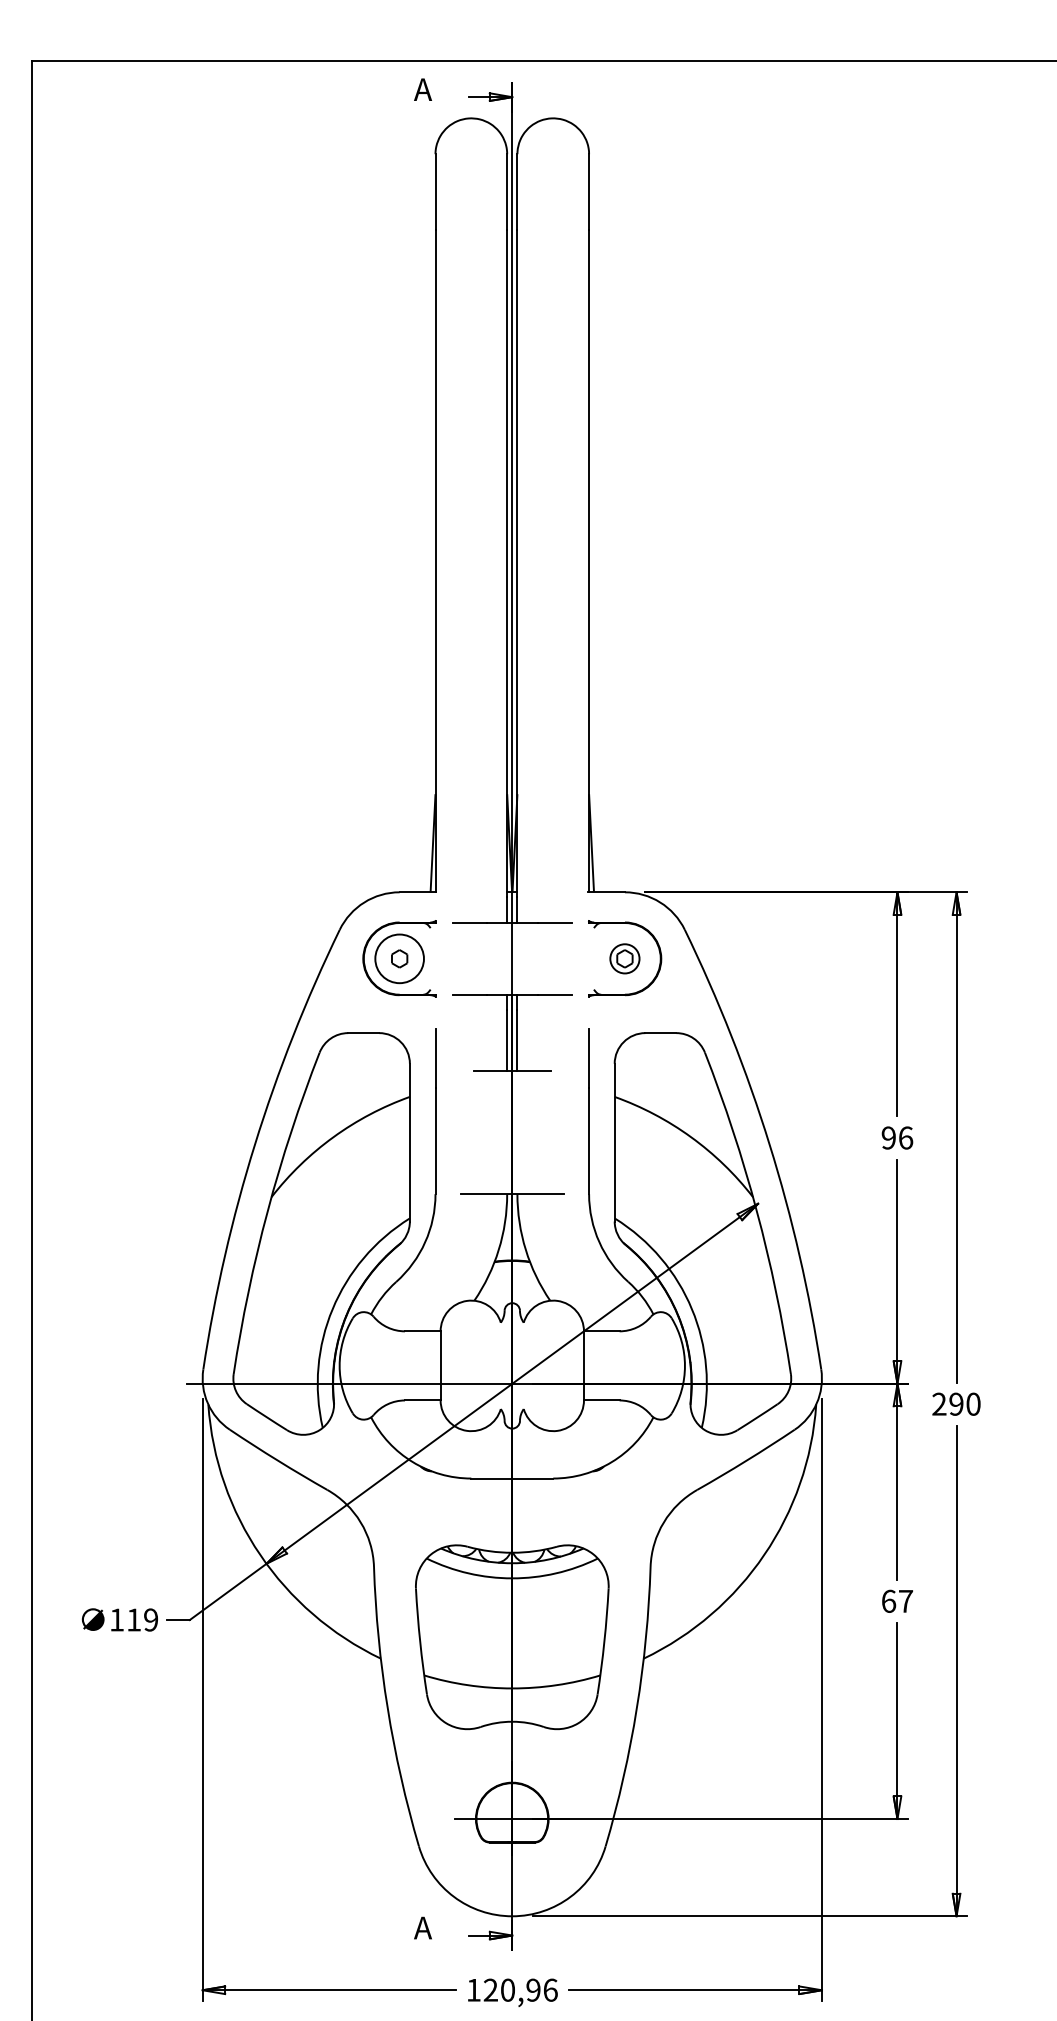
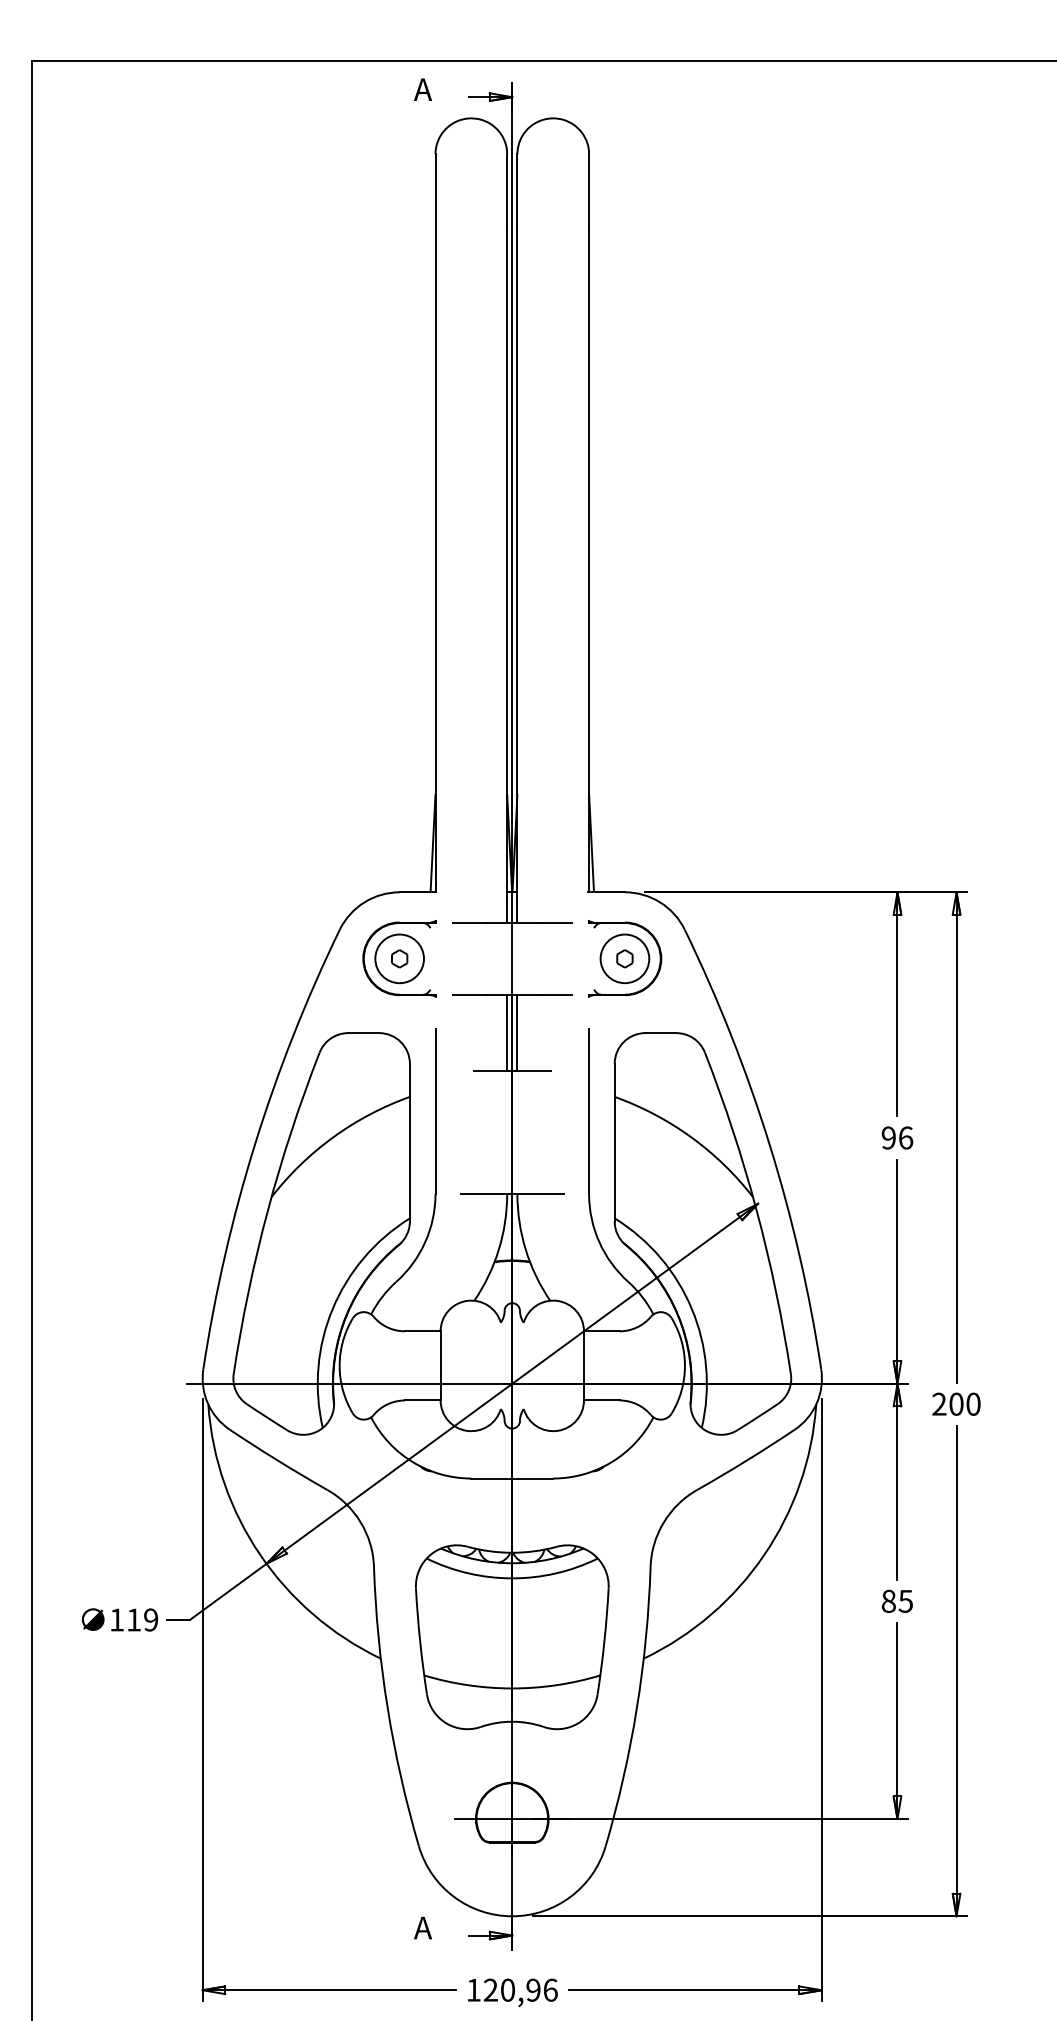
circle diameter: 29 px -> 49 px (624, 958)
text: 290 -> 200 (956, 1403)
text: 67 -> 85 (897, 1600)
